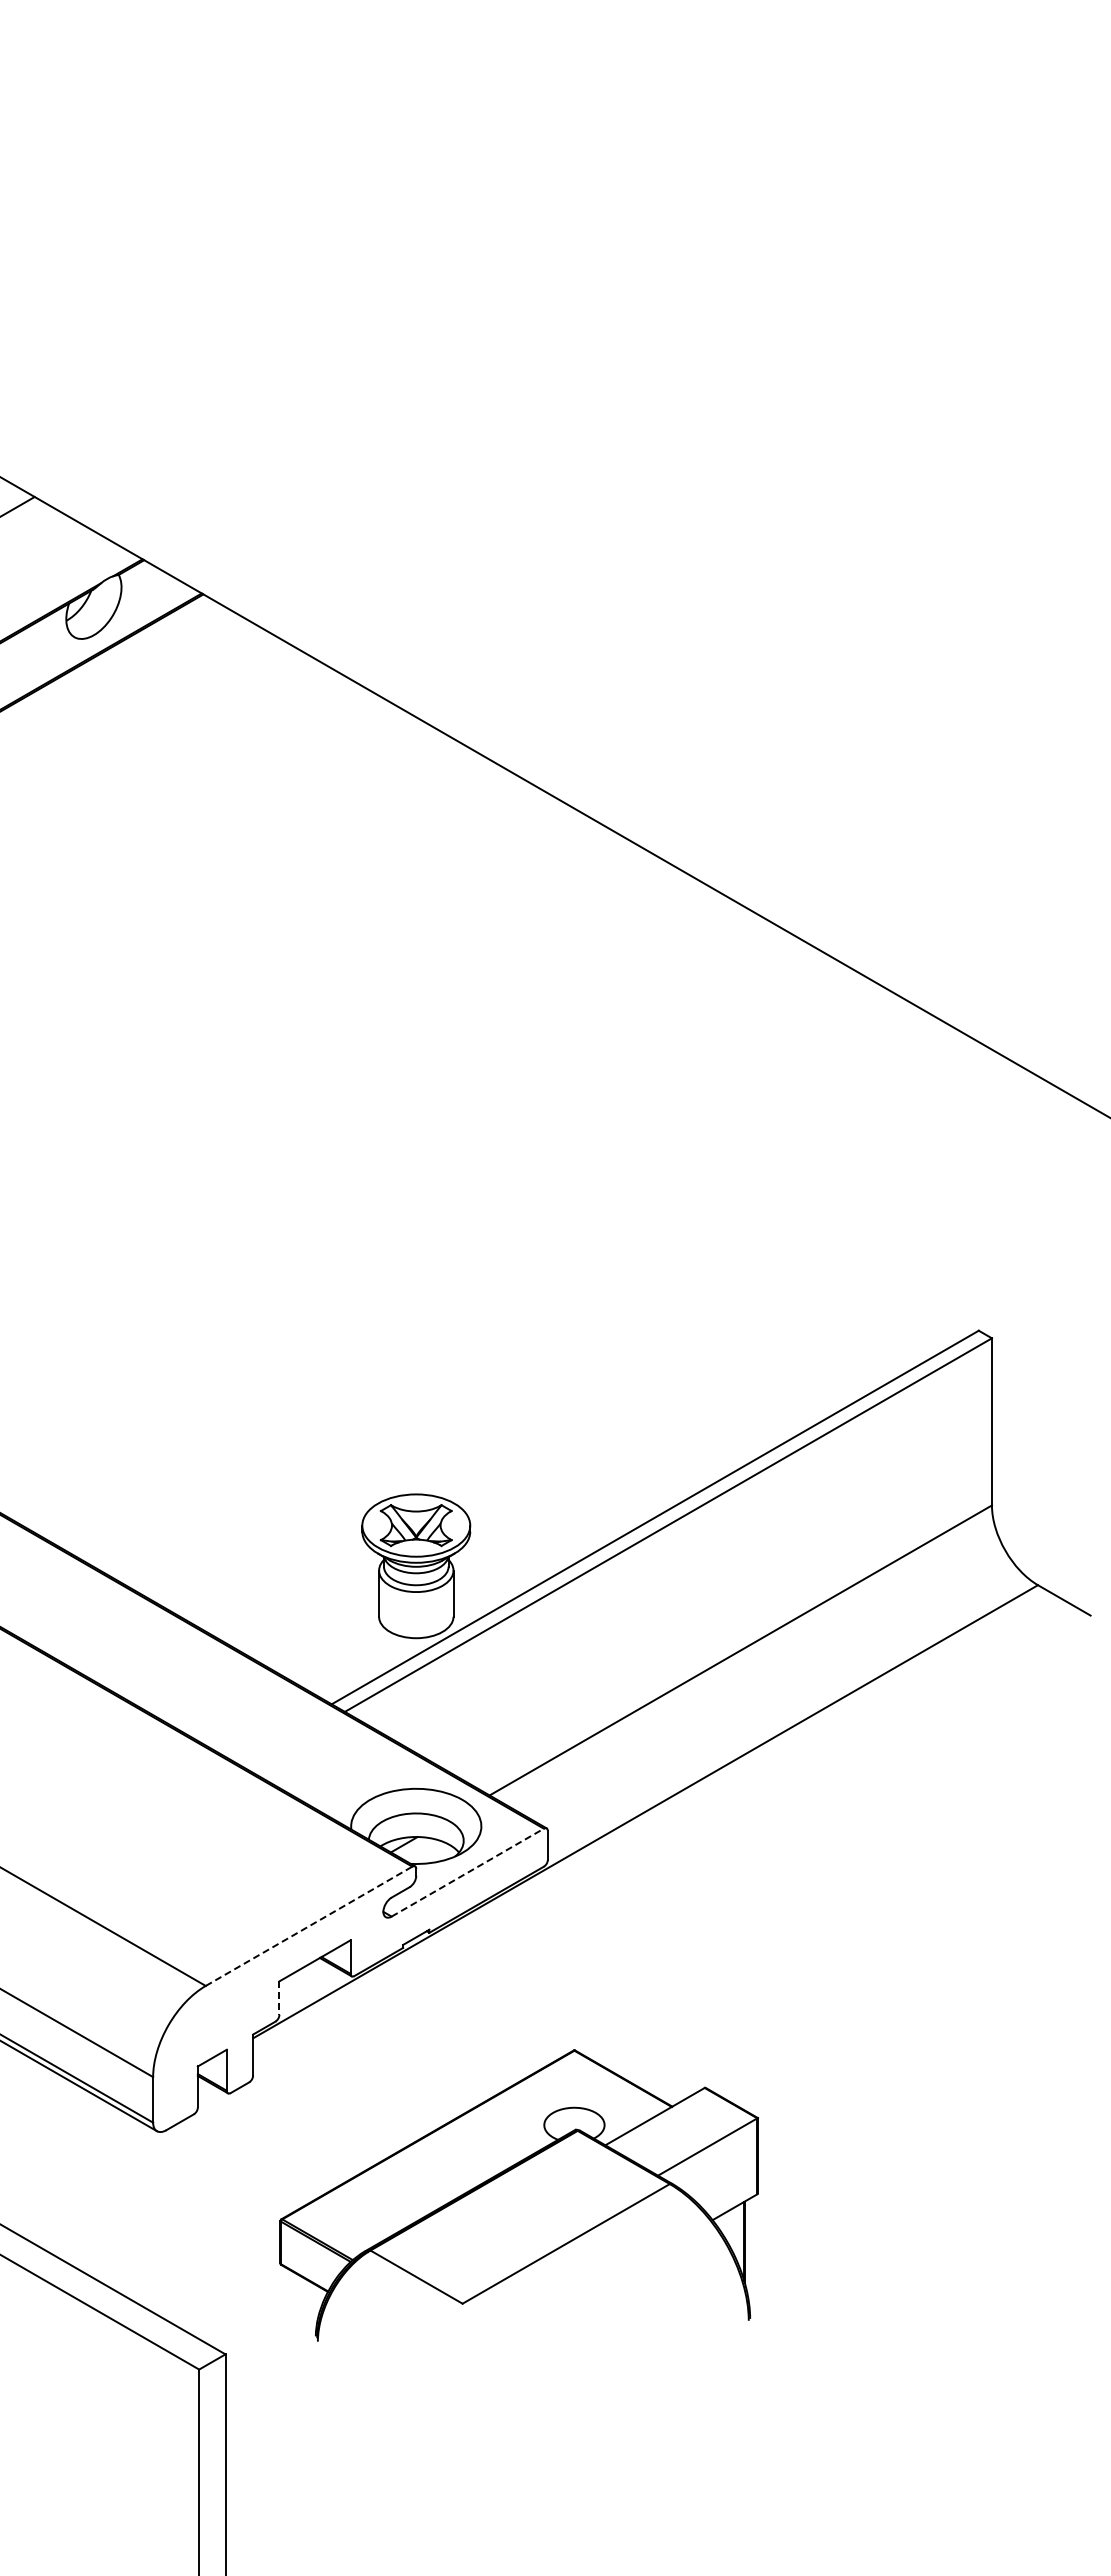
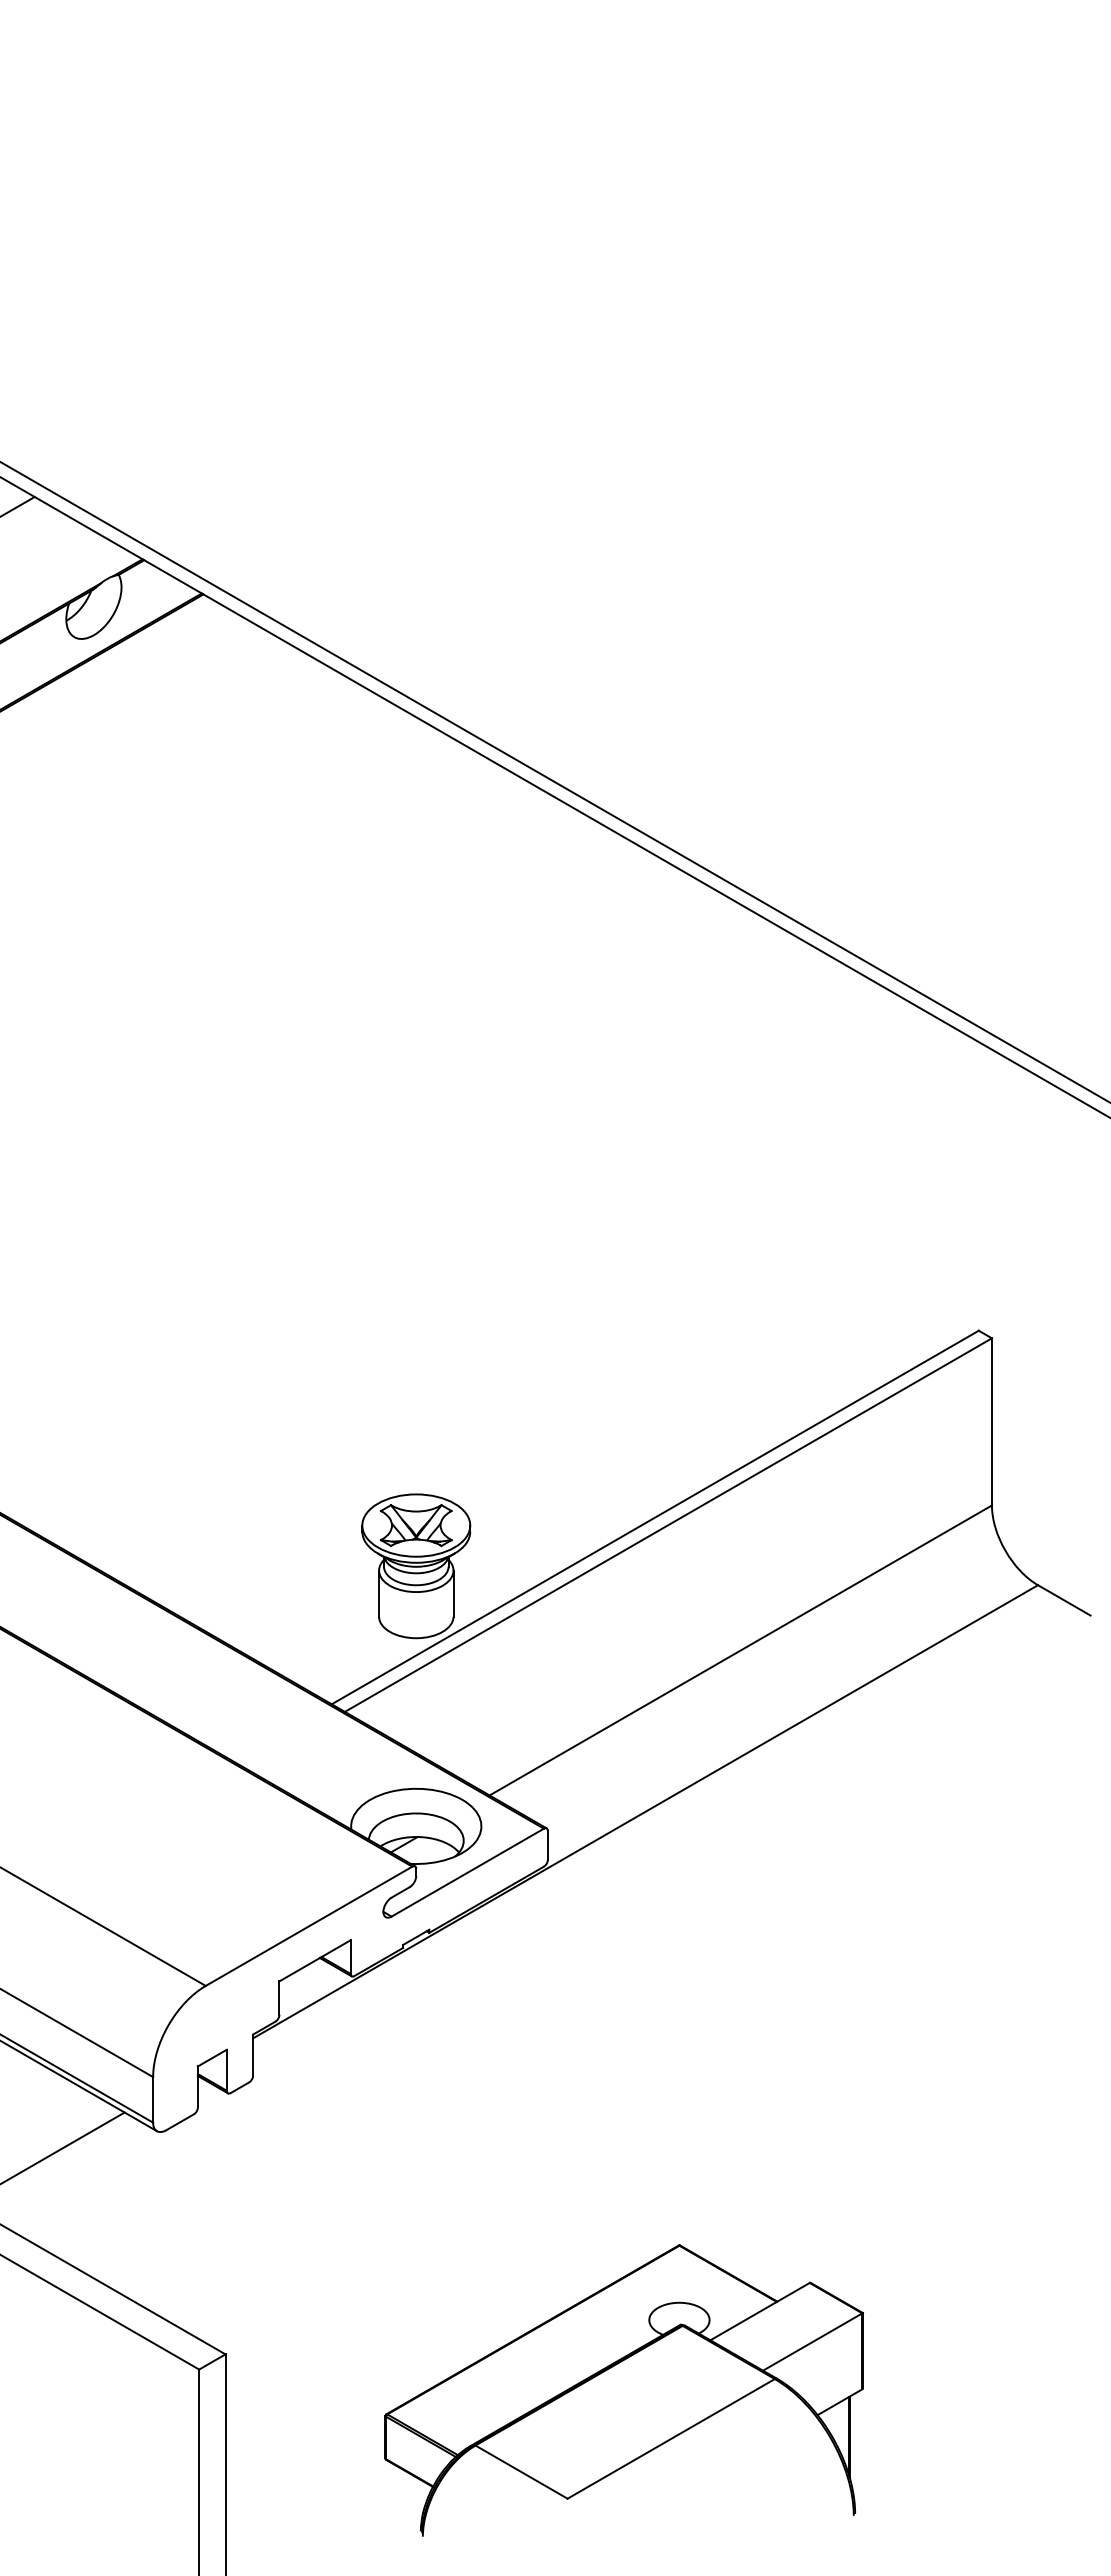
line: none -> present (554, 782)
line: dashed -> solid (467, 1872)
line: dashed -> solid (309, 1926)
line: dashed -> solid (279, 1998)
line: none -> present (63, 2147)
part position: (518, 2195) -> (623, 2390) (623, 2390)
